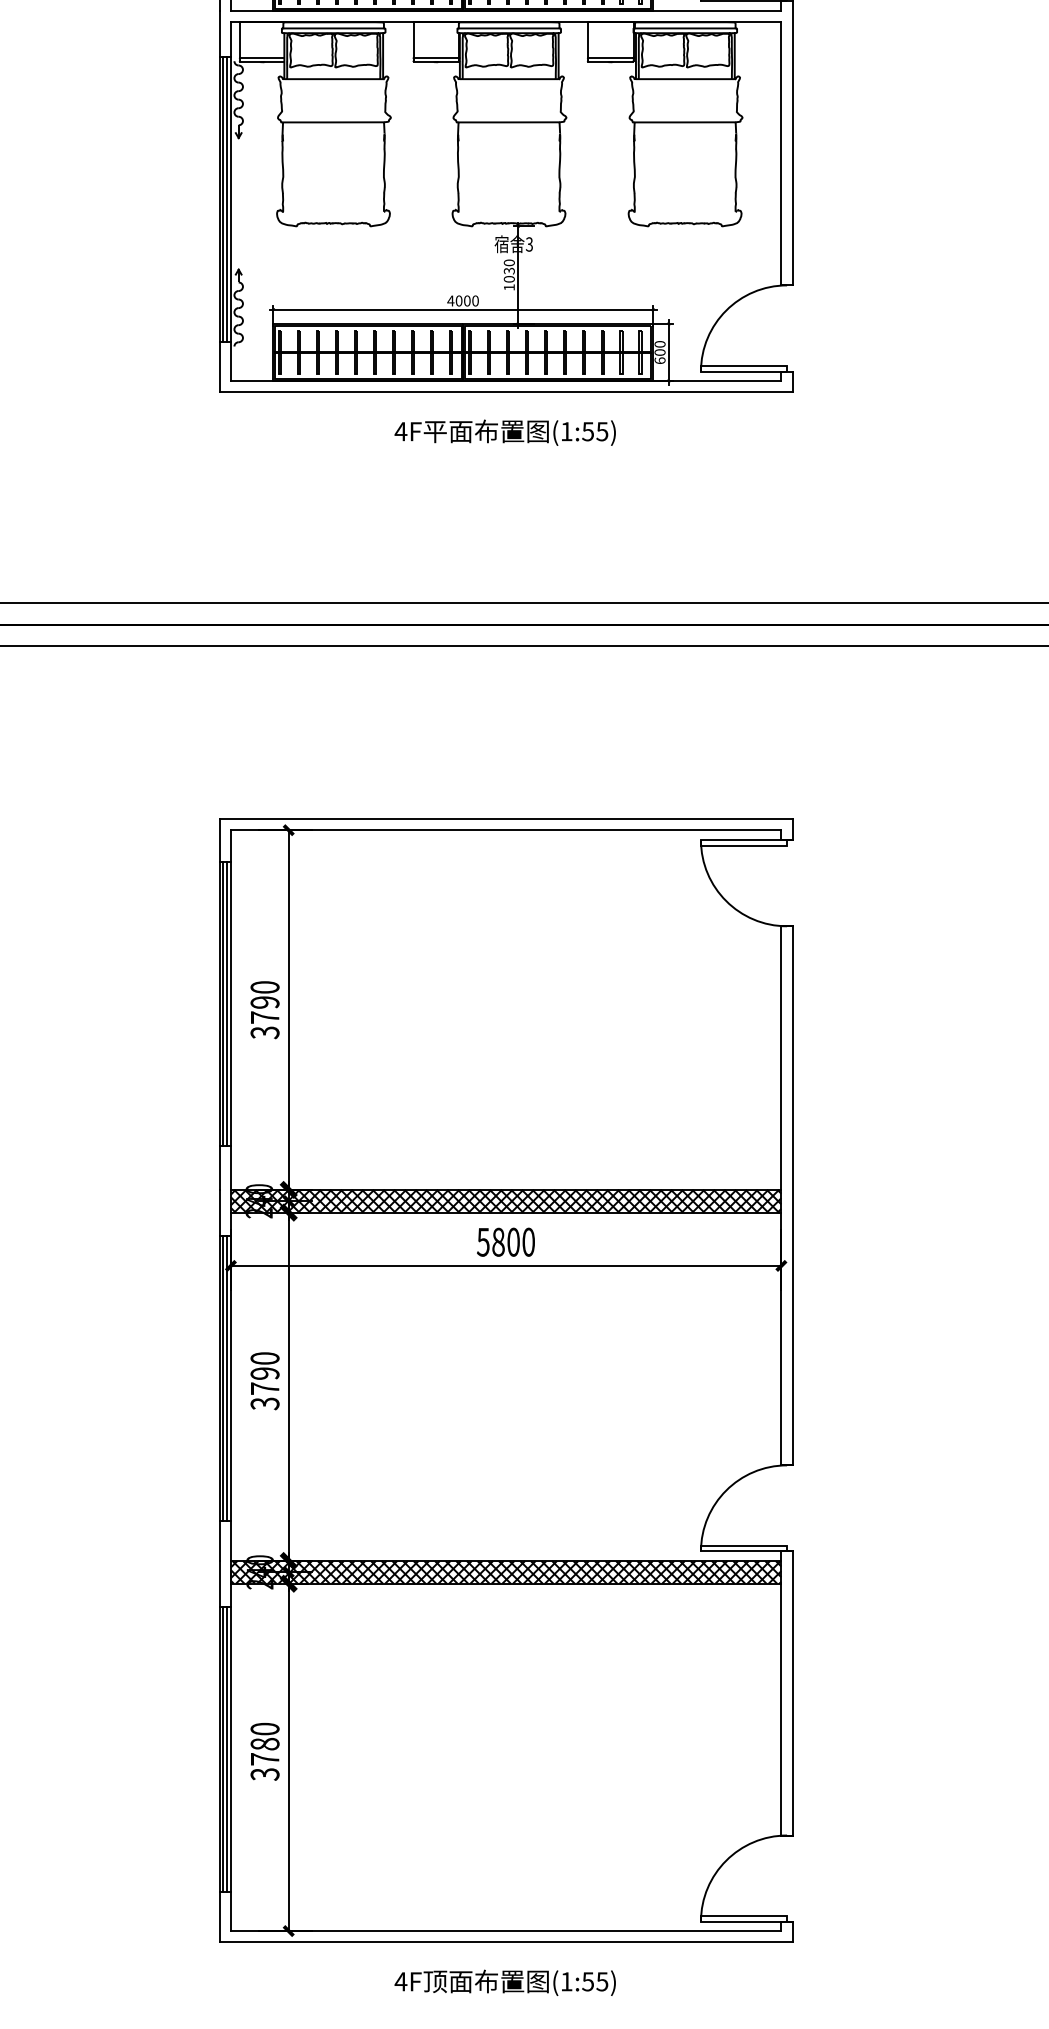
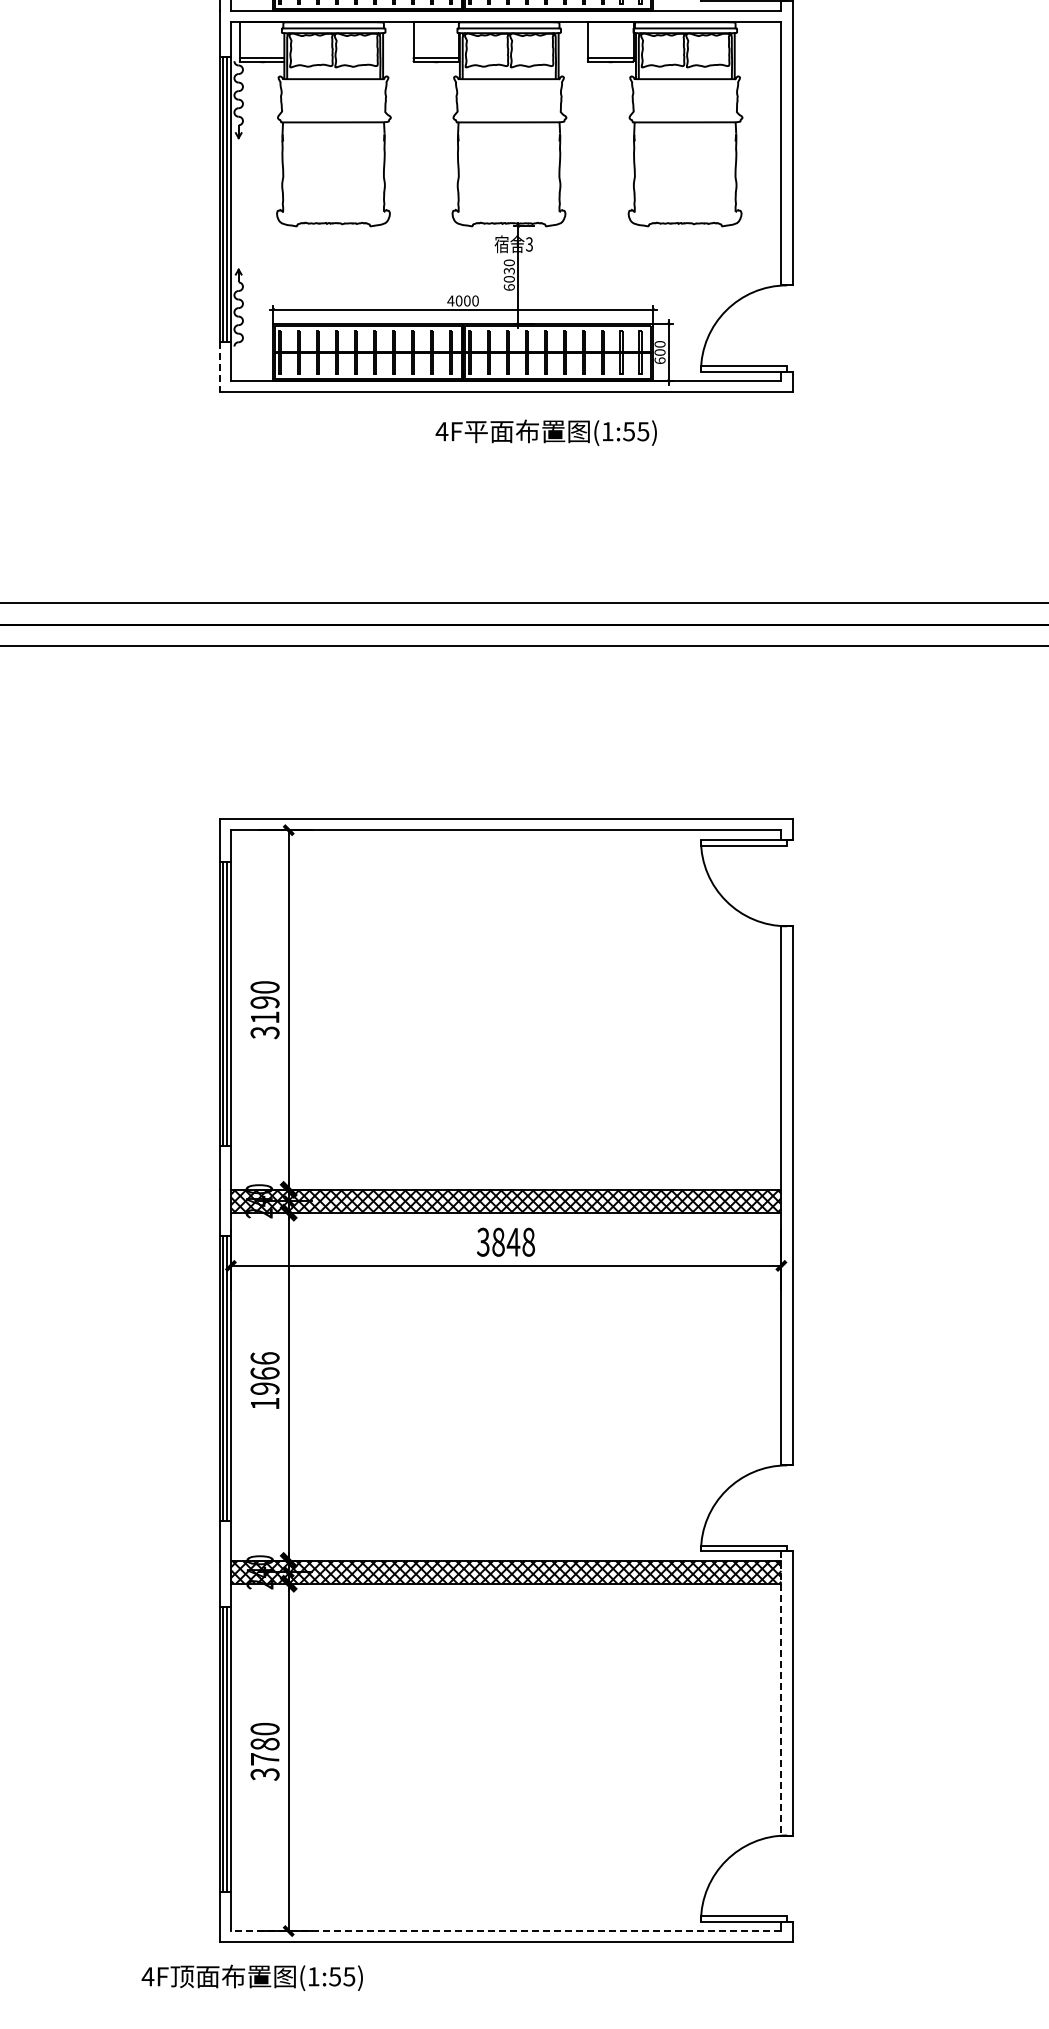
text: 1030 -> 6030 (508, 287)
line: solid -> dashed (219, 367)
text position: (504, 432) -> (545, 432) (545, 432)
text: 3790 -> 3190 (265, 1017)
text: 5800 -> 3848 (505, 1241)
text: 3790 -> 1966 (264, 1381)
line: solid -> dashed (781, 1693)
line: solid -> dashed (505, 1931)
text position: (504, 1982) -> (251, 1977) (251, 1977)
